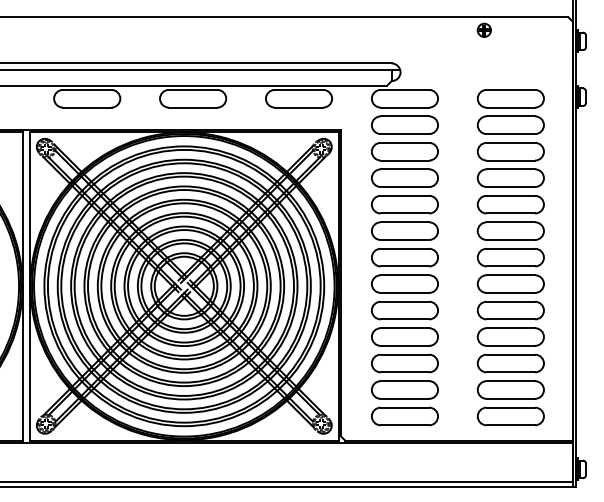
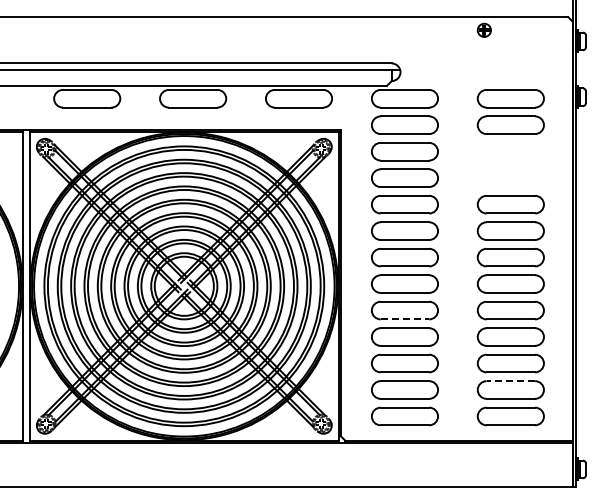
part: present -> none (510, 164)
line: solid -> dashed (405, 319)
line: solid -> dashed (510, 381)
line: present -> none (287, 482)
